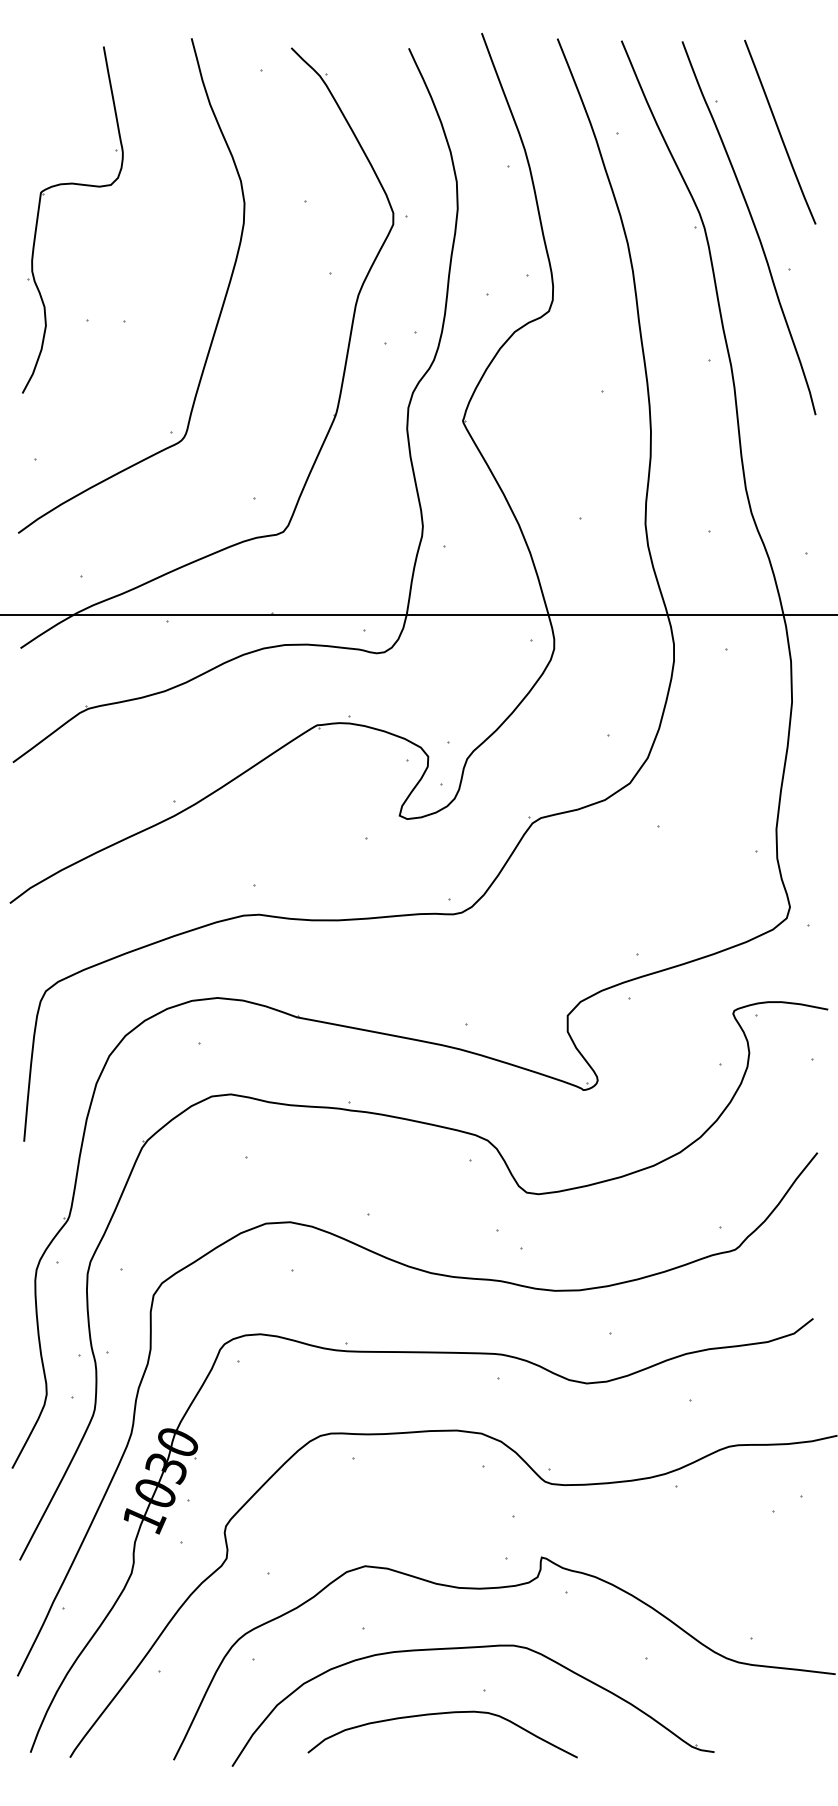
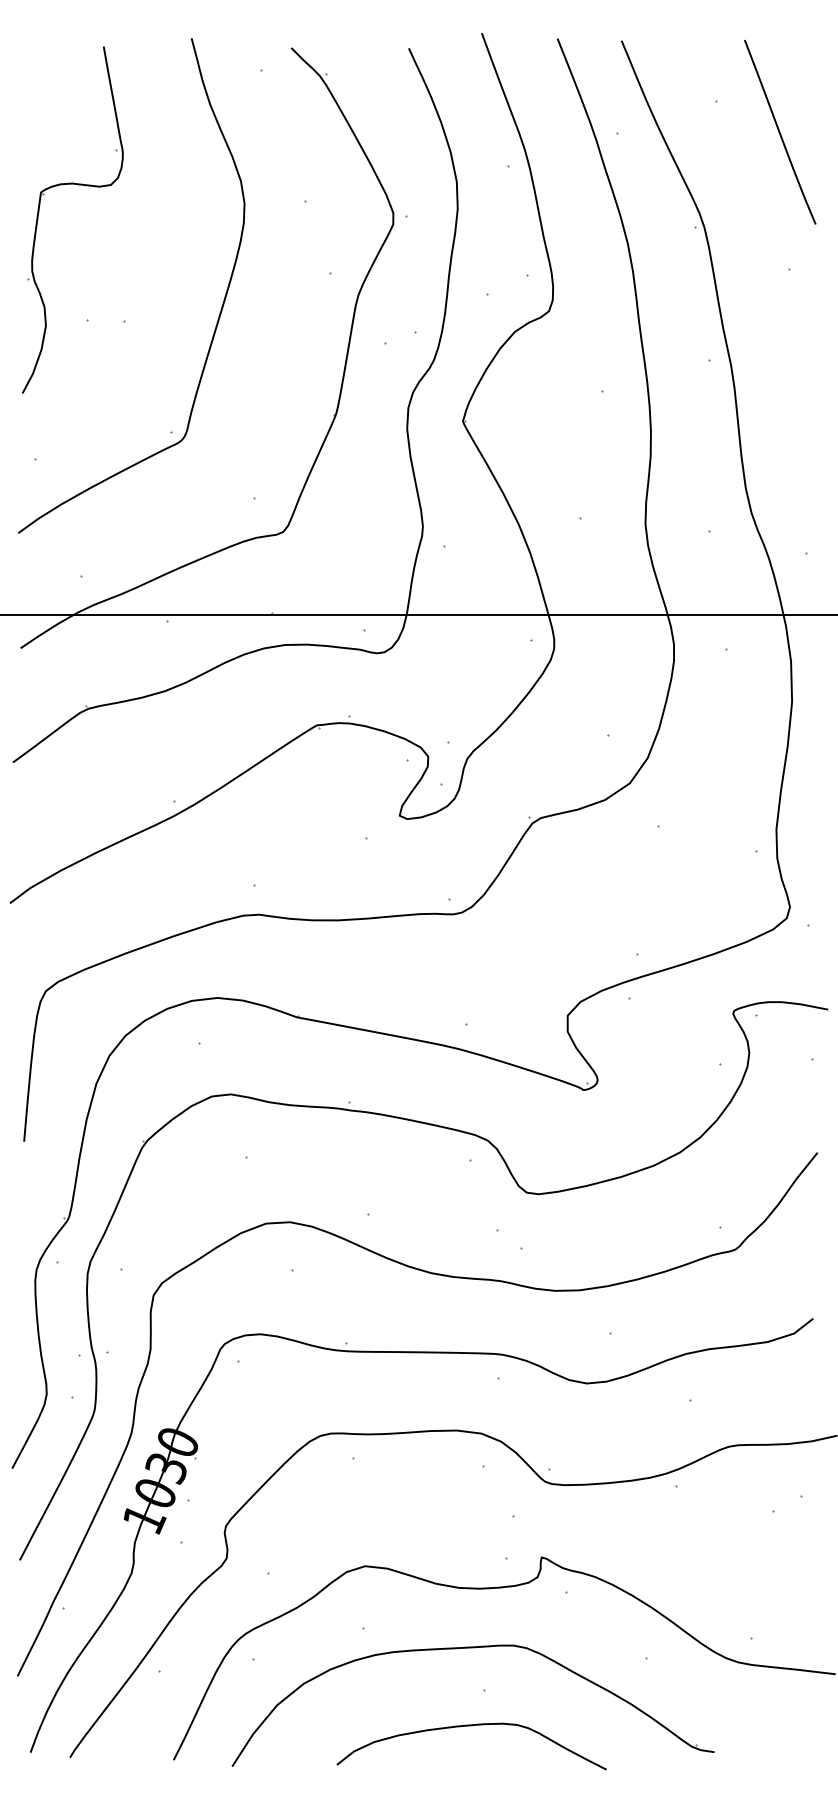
curve: present -> none (753, 225)
curve position: (442, 1714) -> (471, 1726) (471, 1726)
